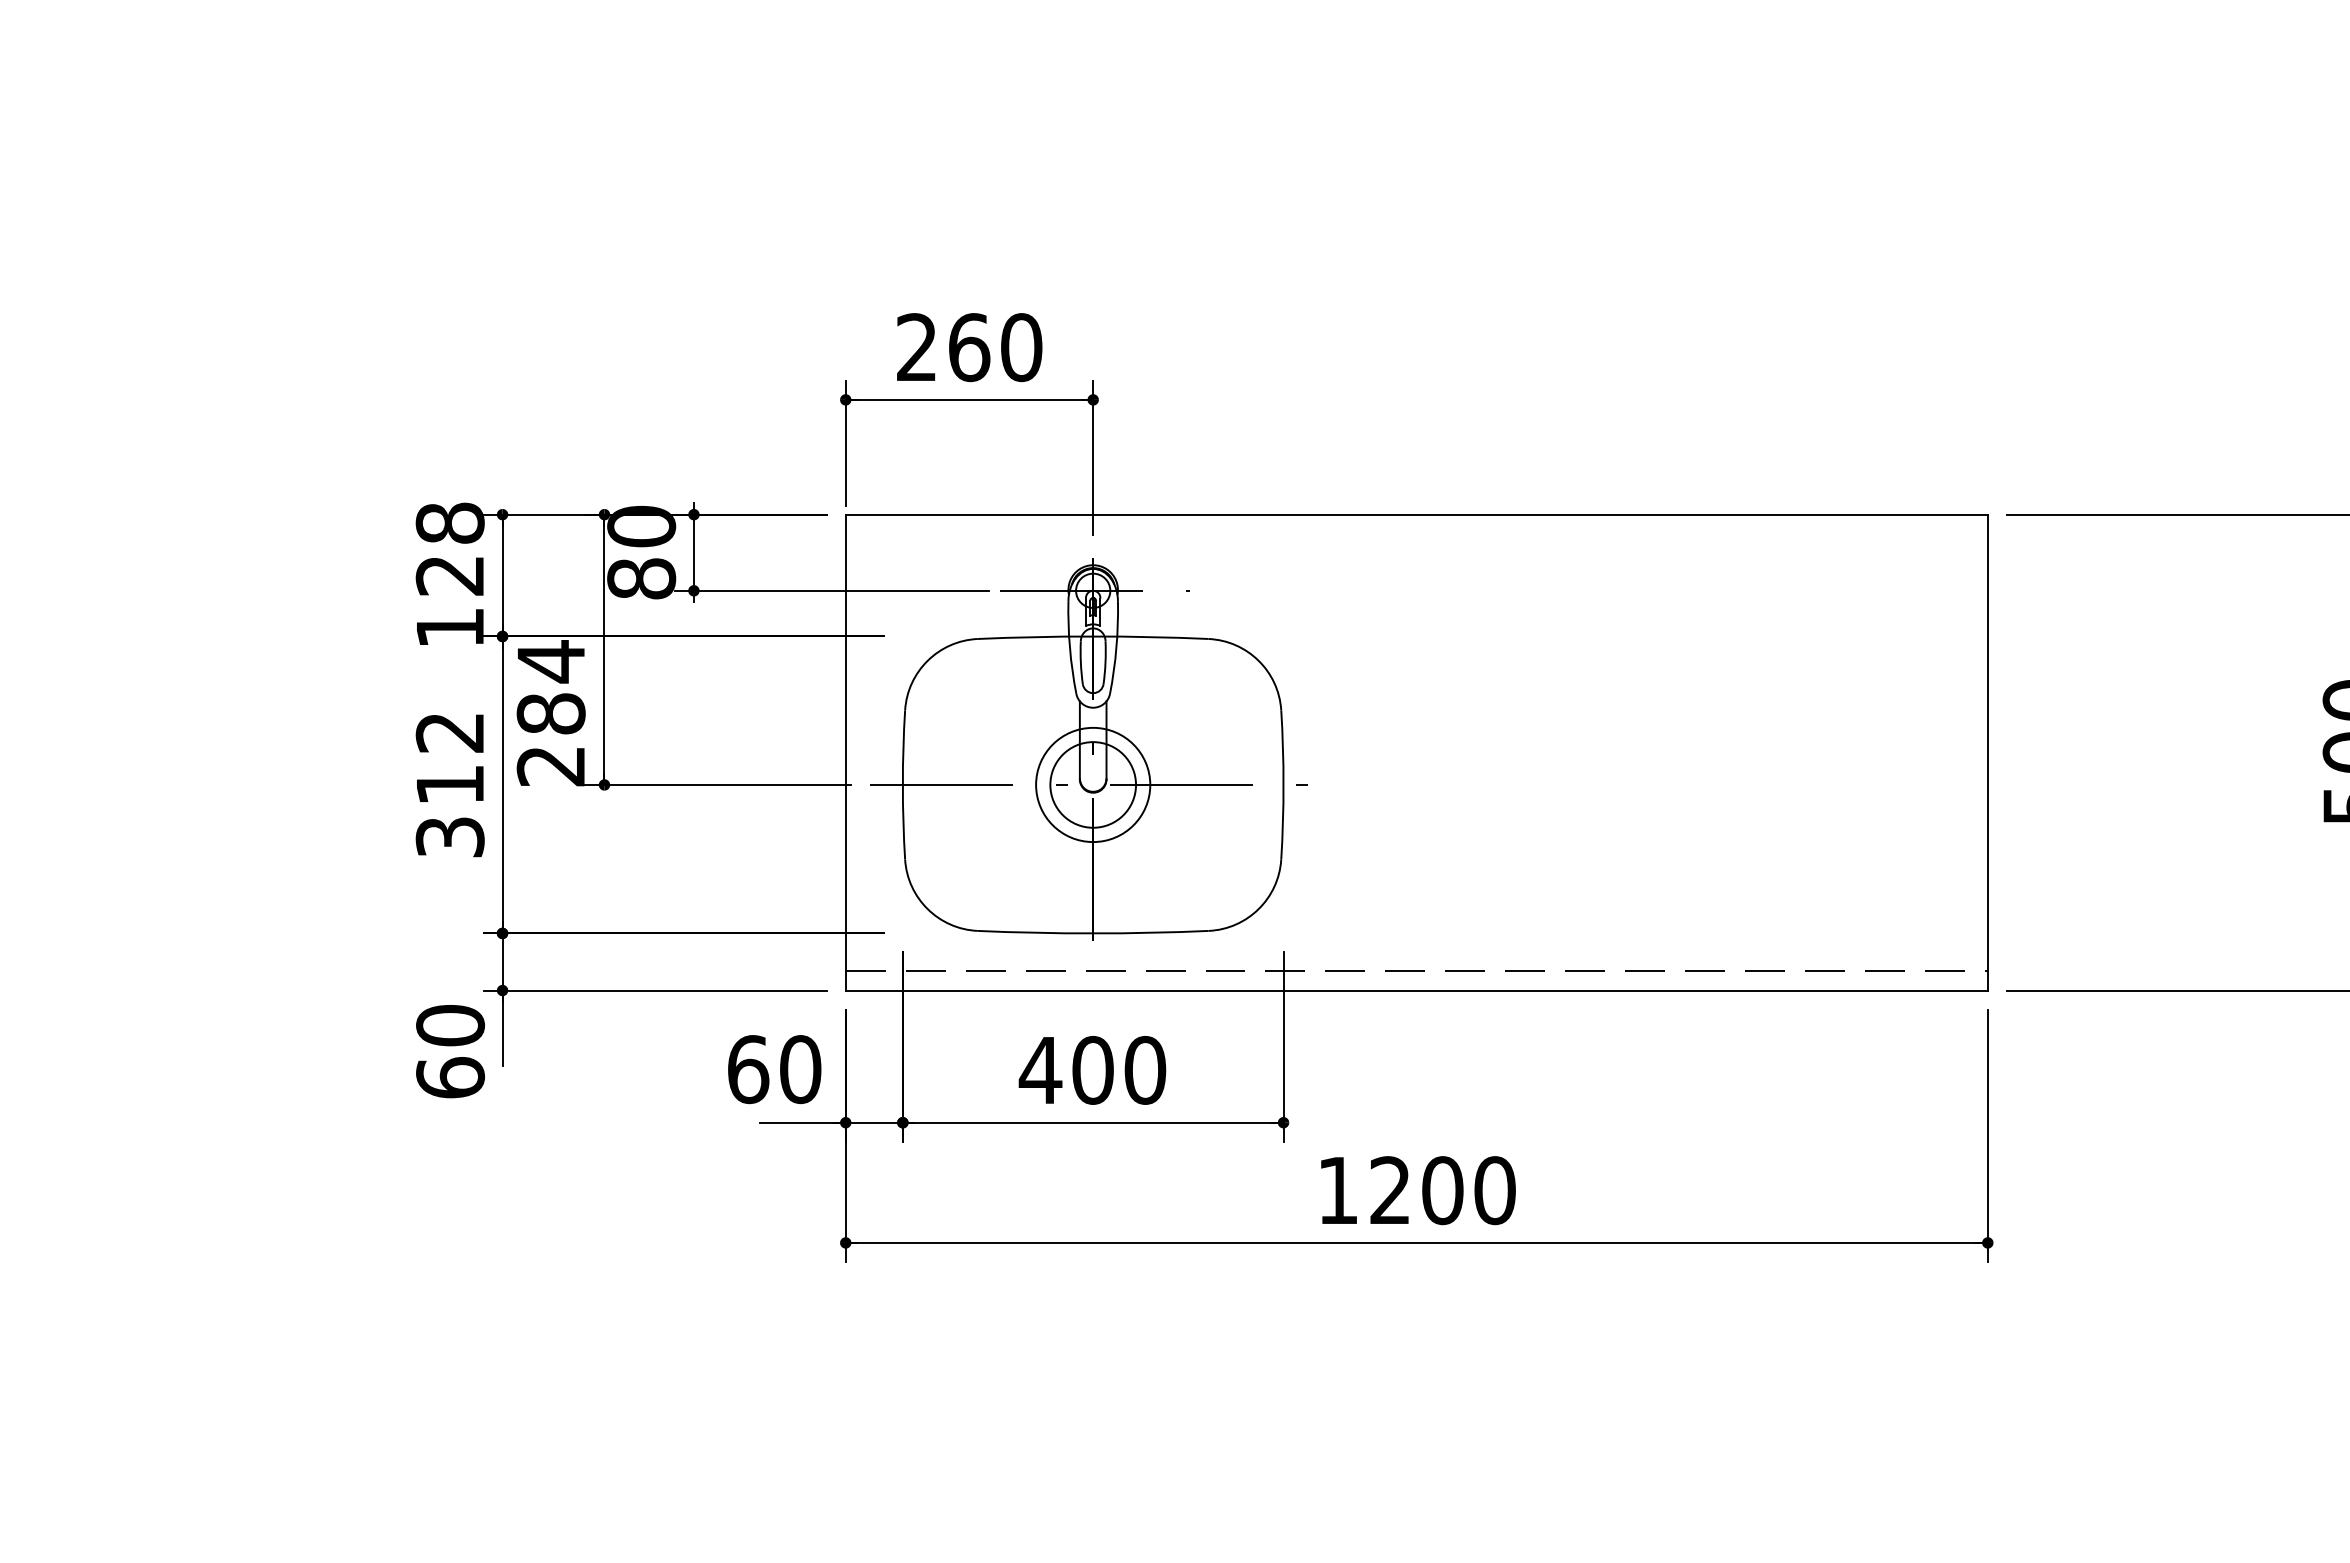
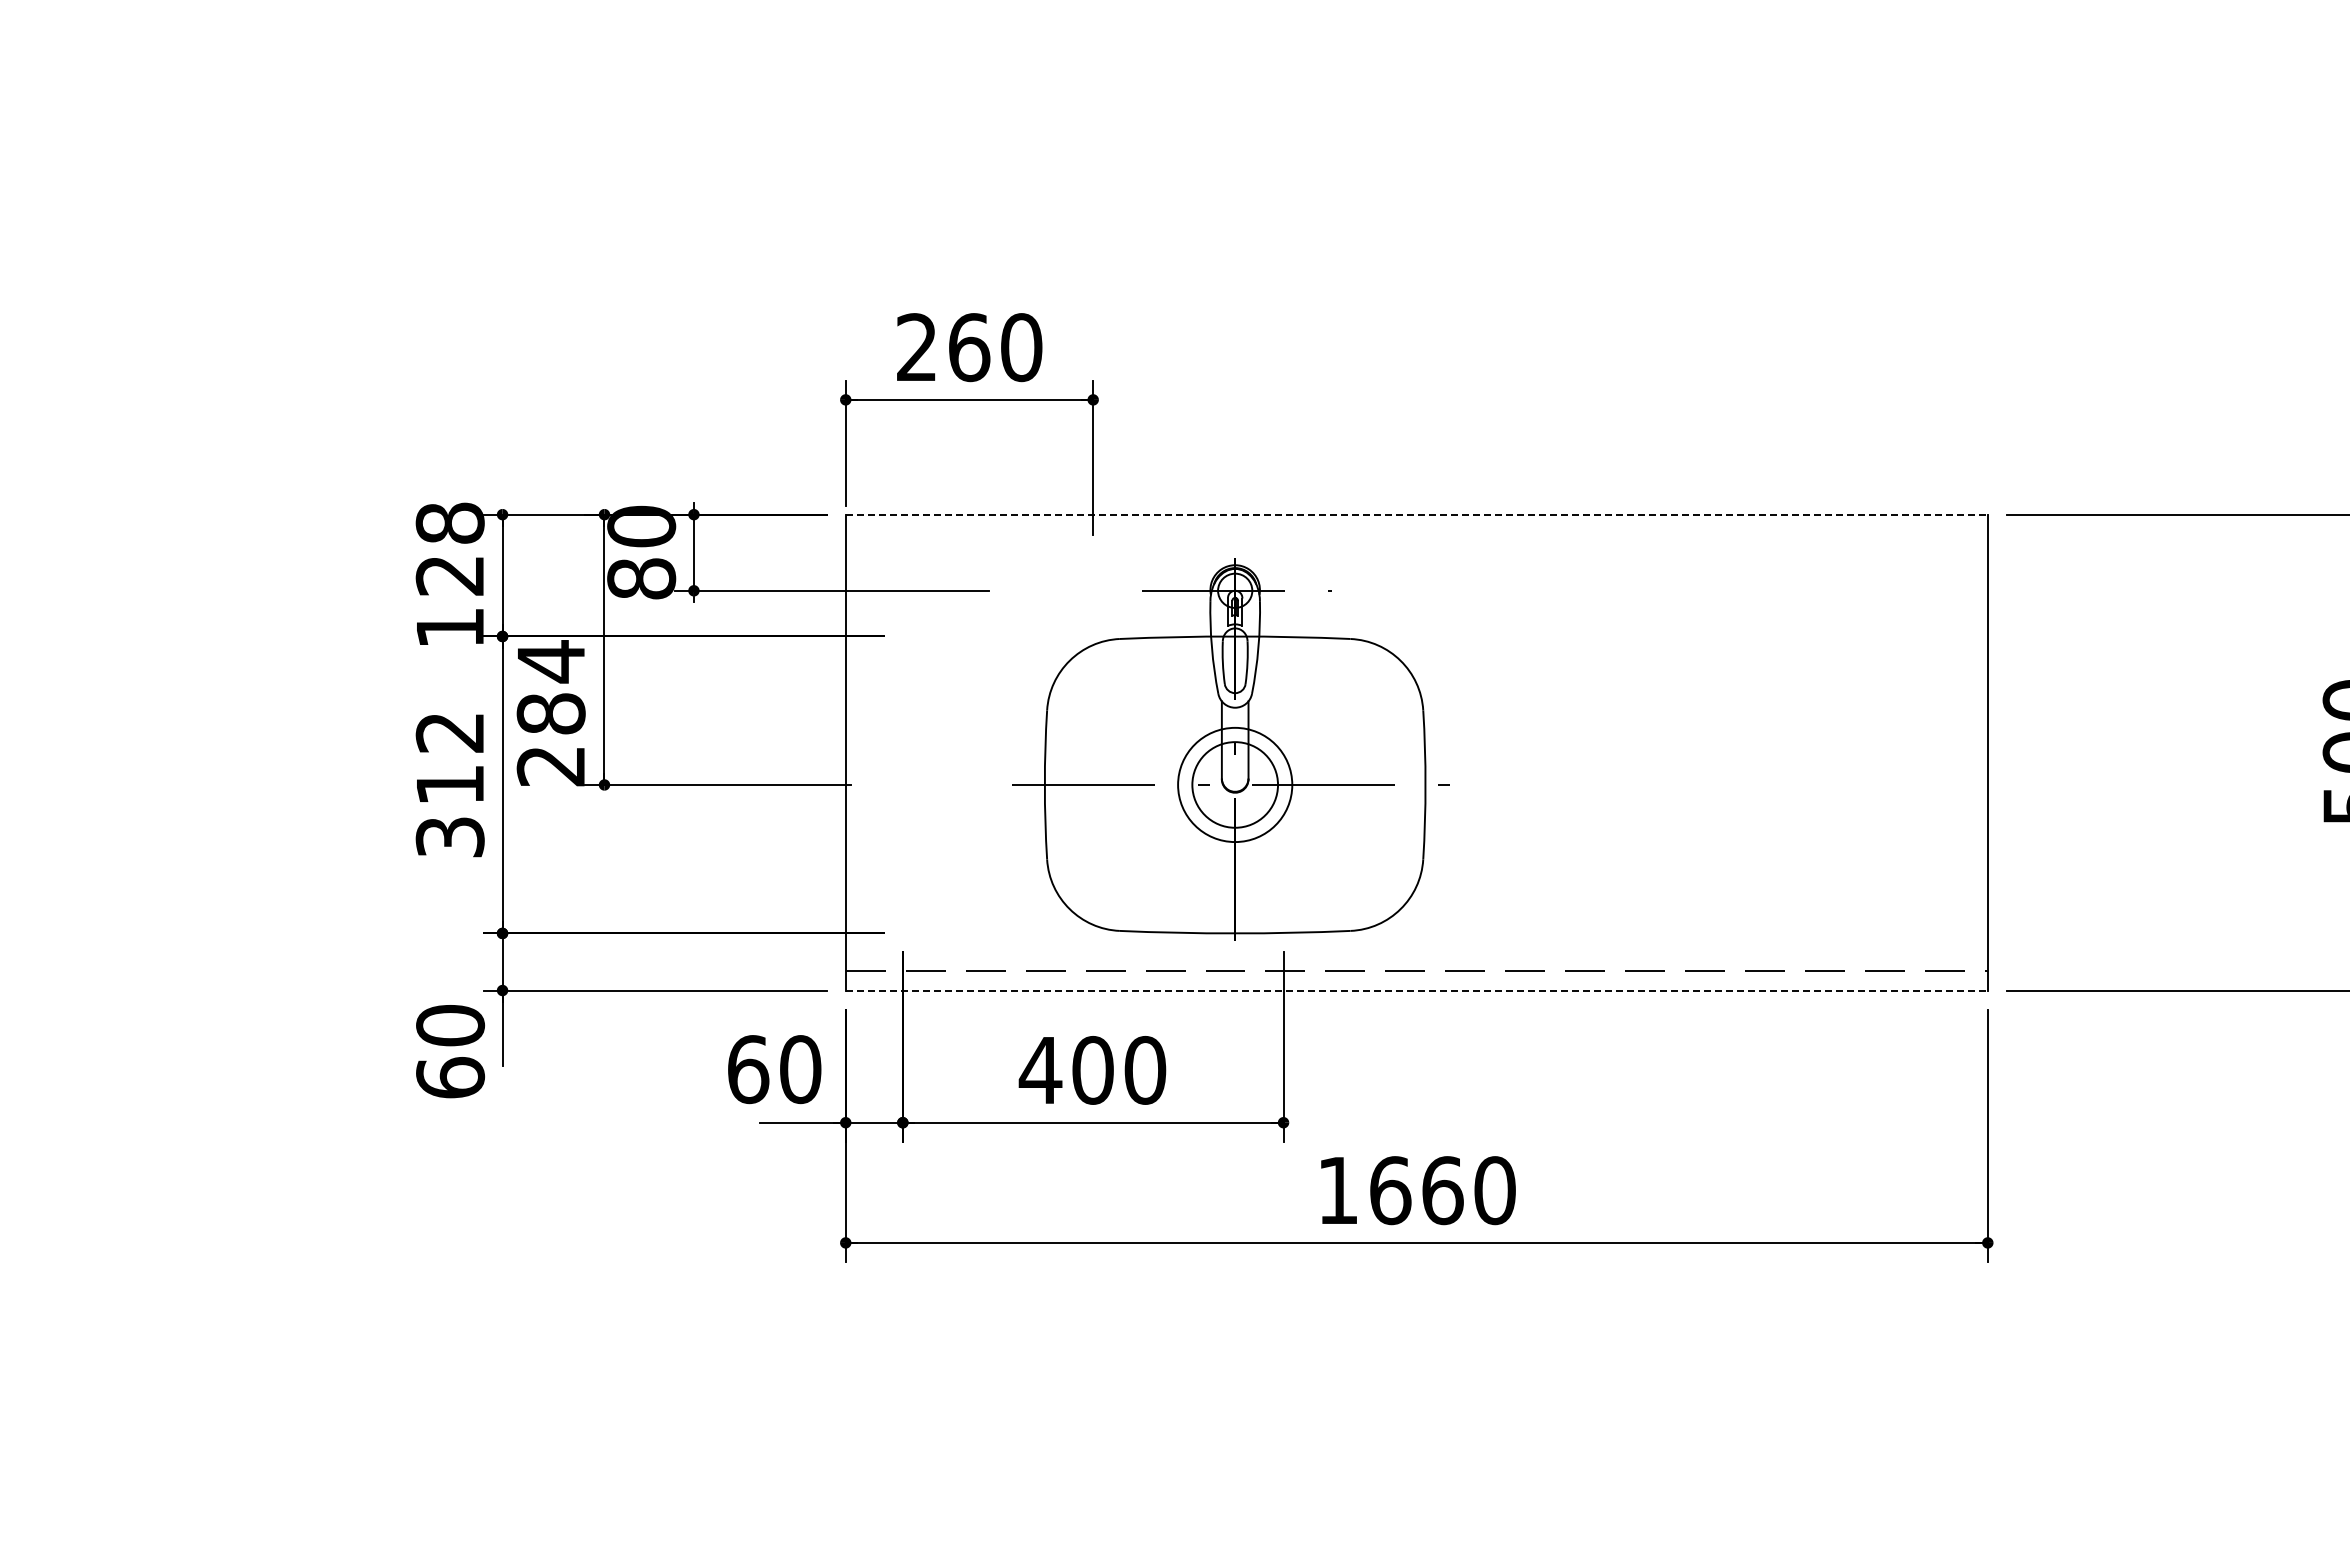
line: solid -> dashed (1417, 514)
part position: (1088, 749) -> (1230, 749) (1230, 749)
line: solid -> dashed (1417, 990)
text: 1200 -> 1660 (1416, 1190)
